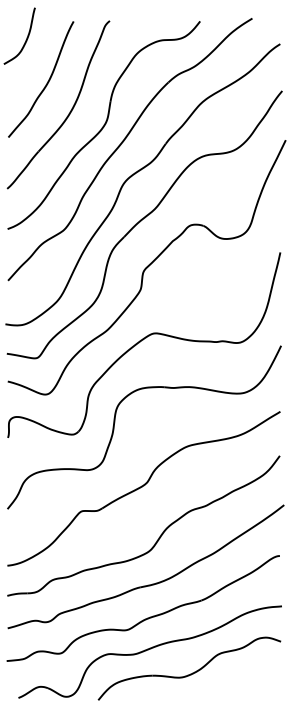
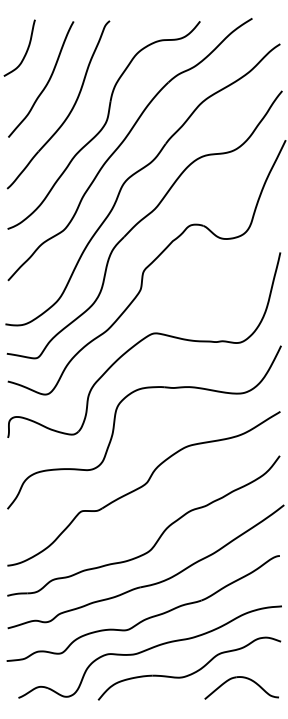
curve position: (26, 37) -> (26, 49) (26, 49)
part: none -> present (242, 678)
